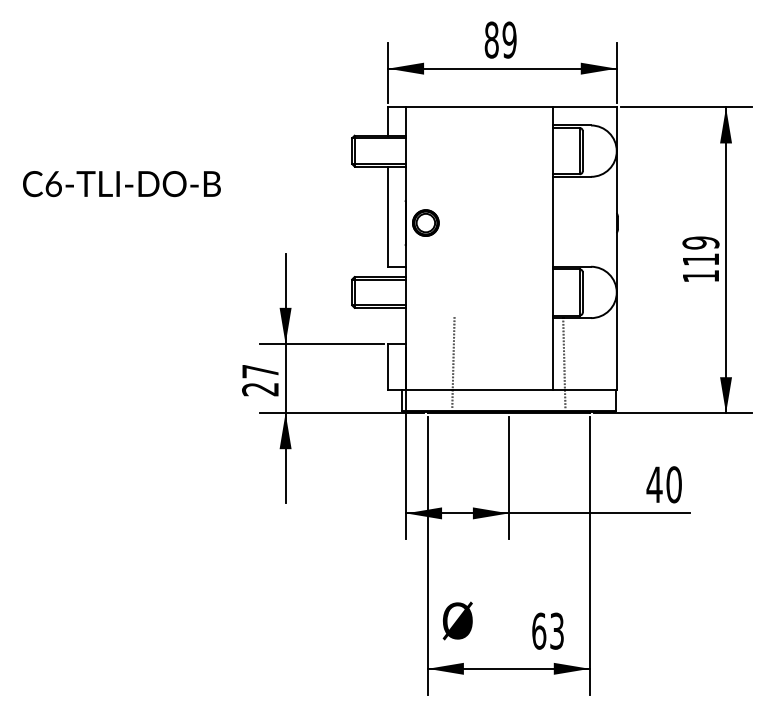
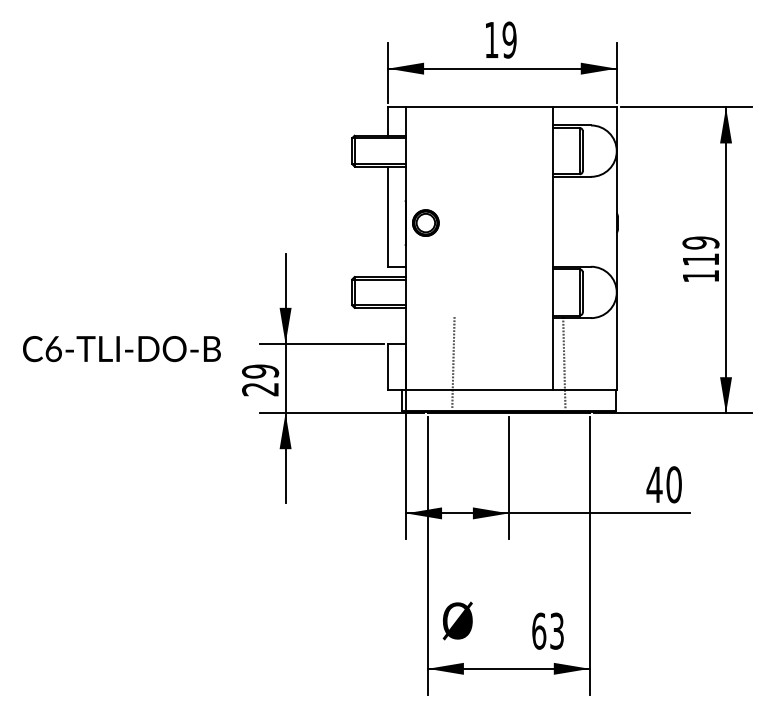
text: 89 -> 19 (491, 39)
text position: (121, 184) -> (121, 349) (121, 349)
text: 27 -> 29 (260, 371)
